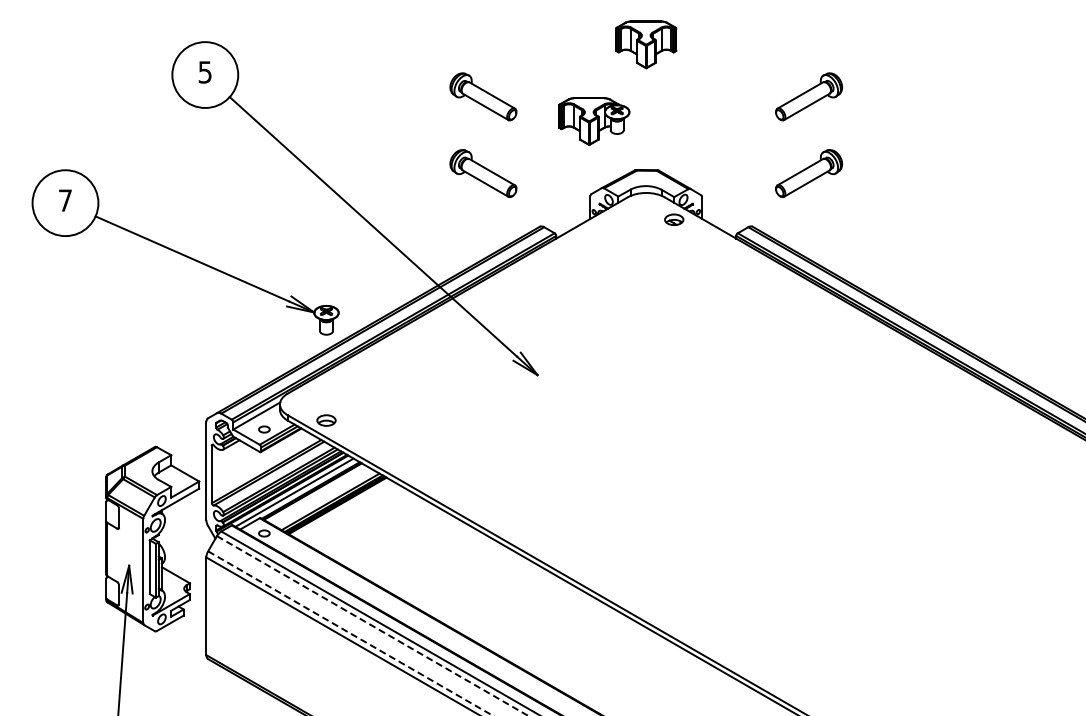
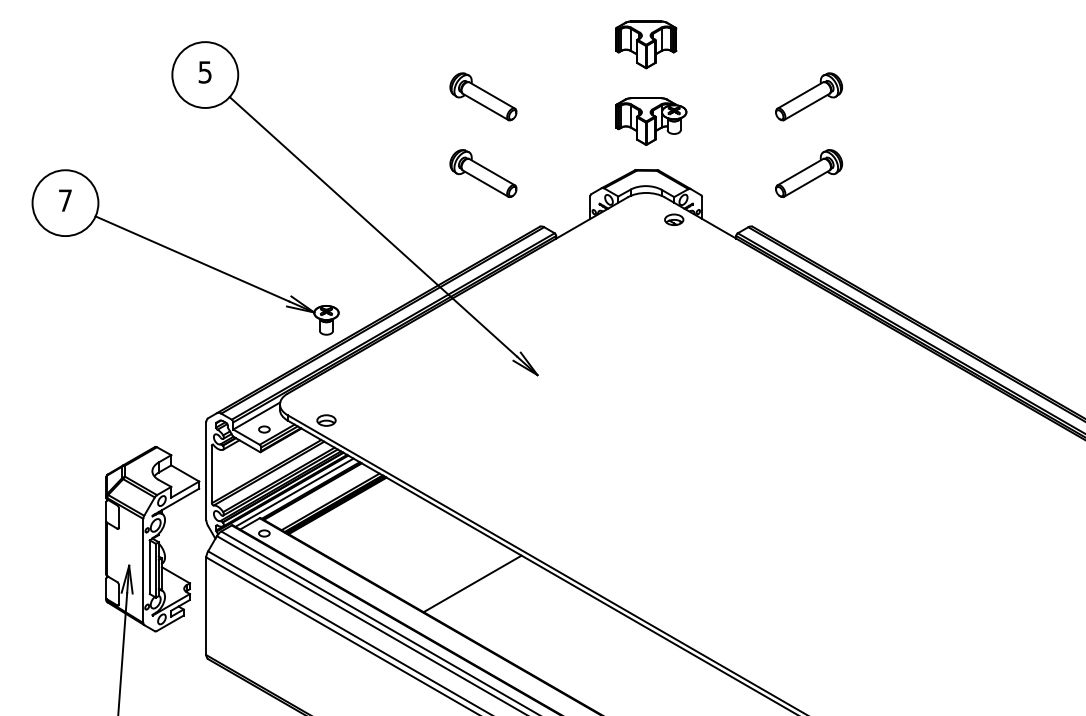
part position: (594, 121) -> (651, 121) (651, 121)
line: none -> present (472, 583)
line: dashed -> solid (372, 626)
line: dashed -> solid (350, 633)
